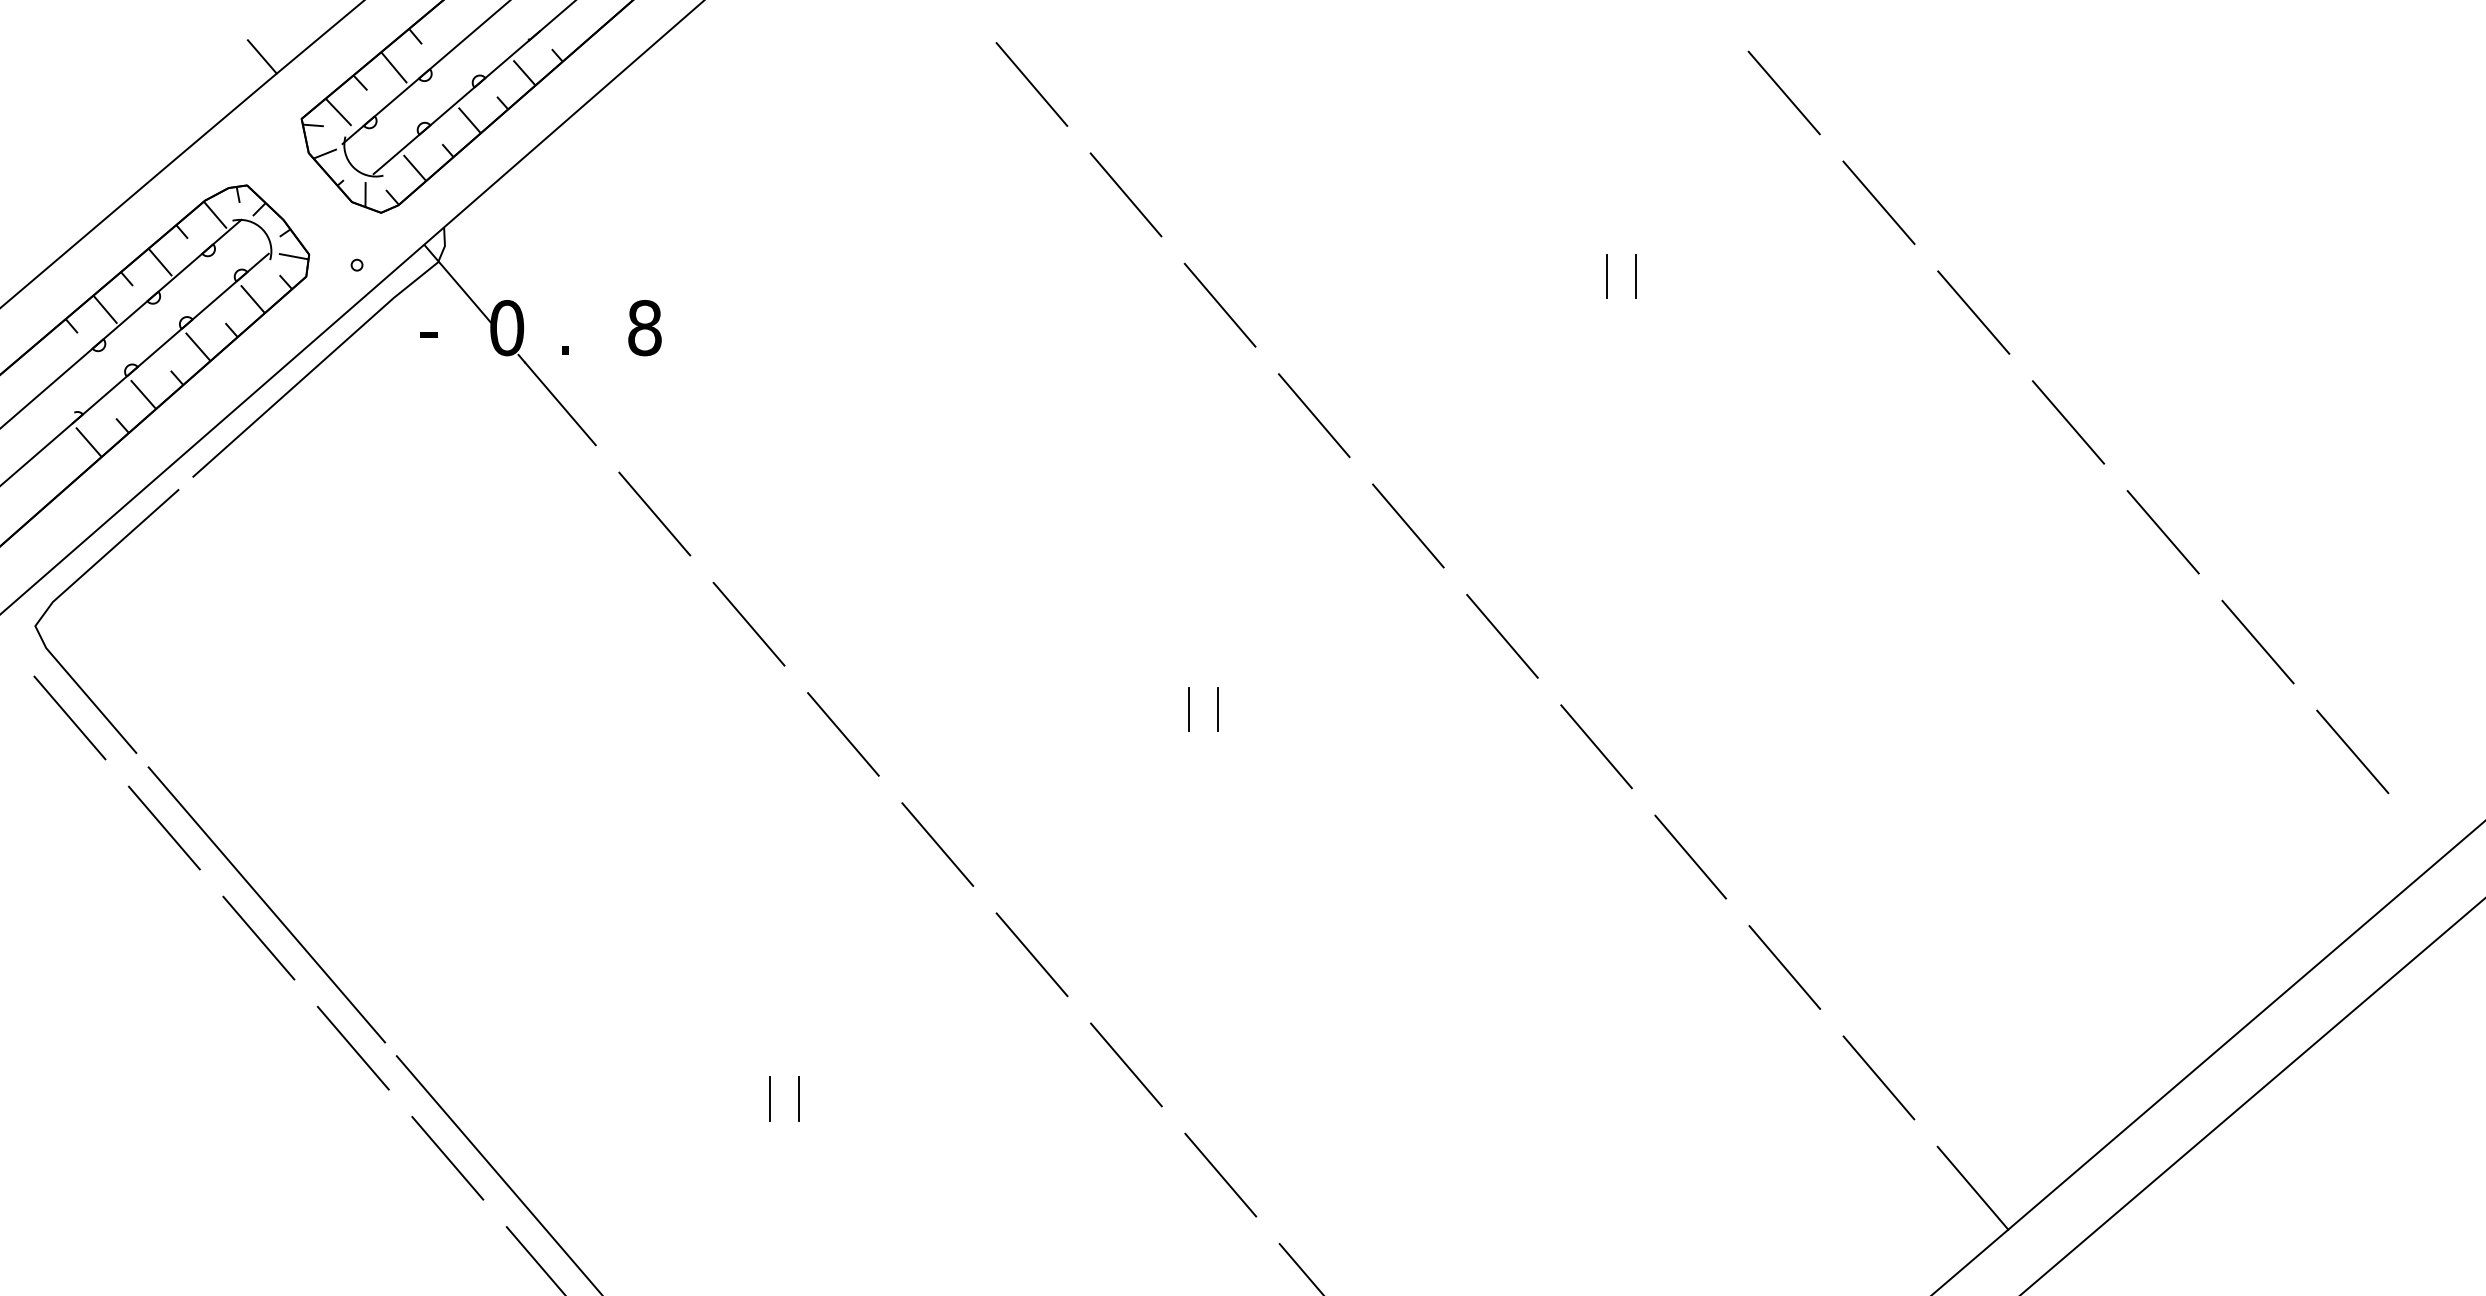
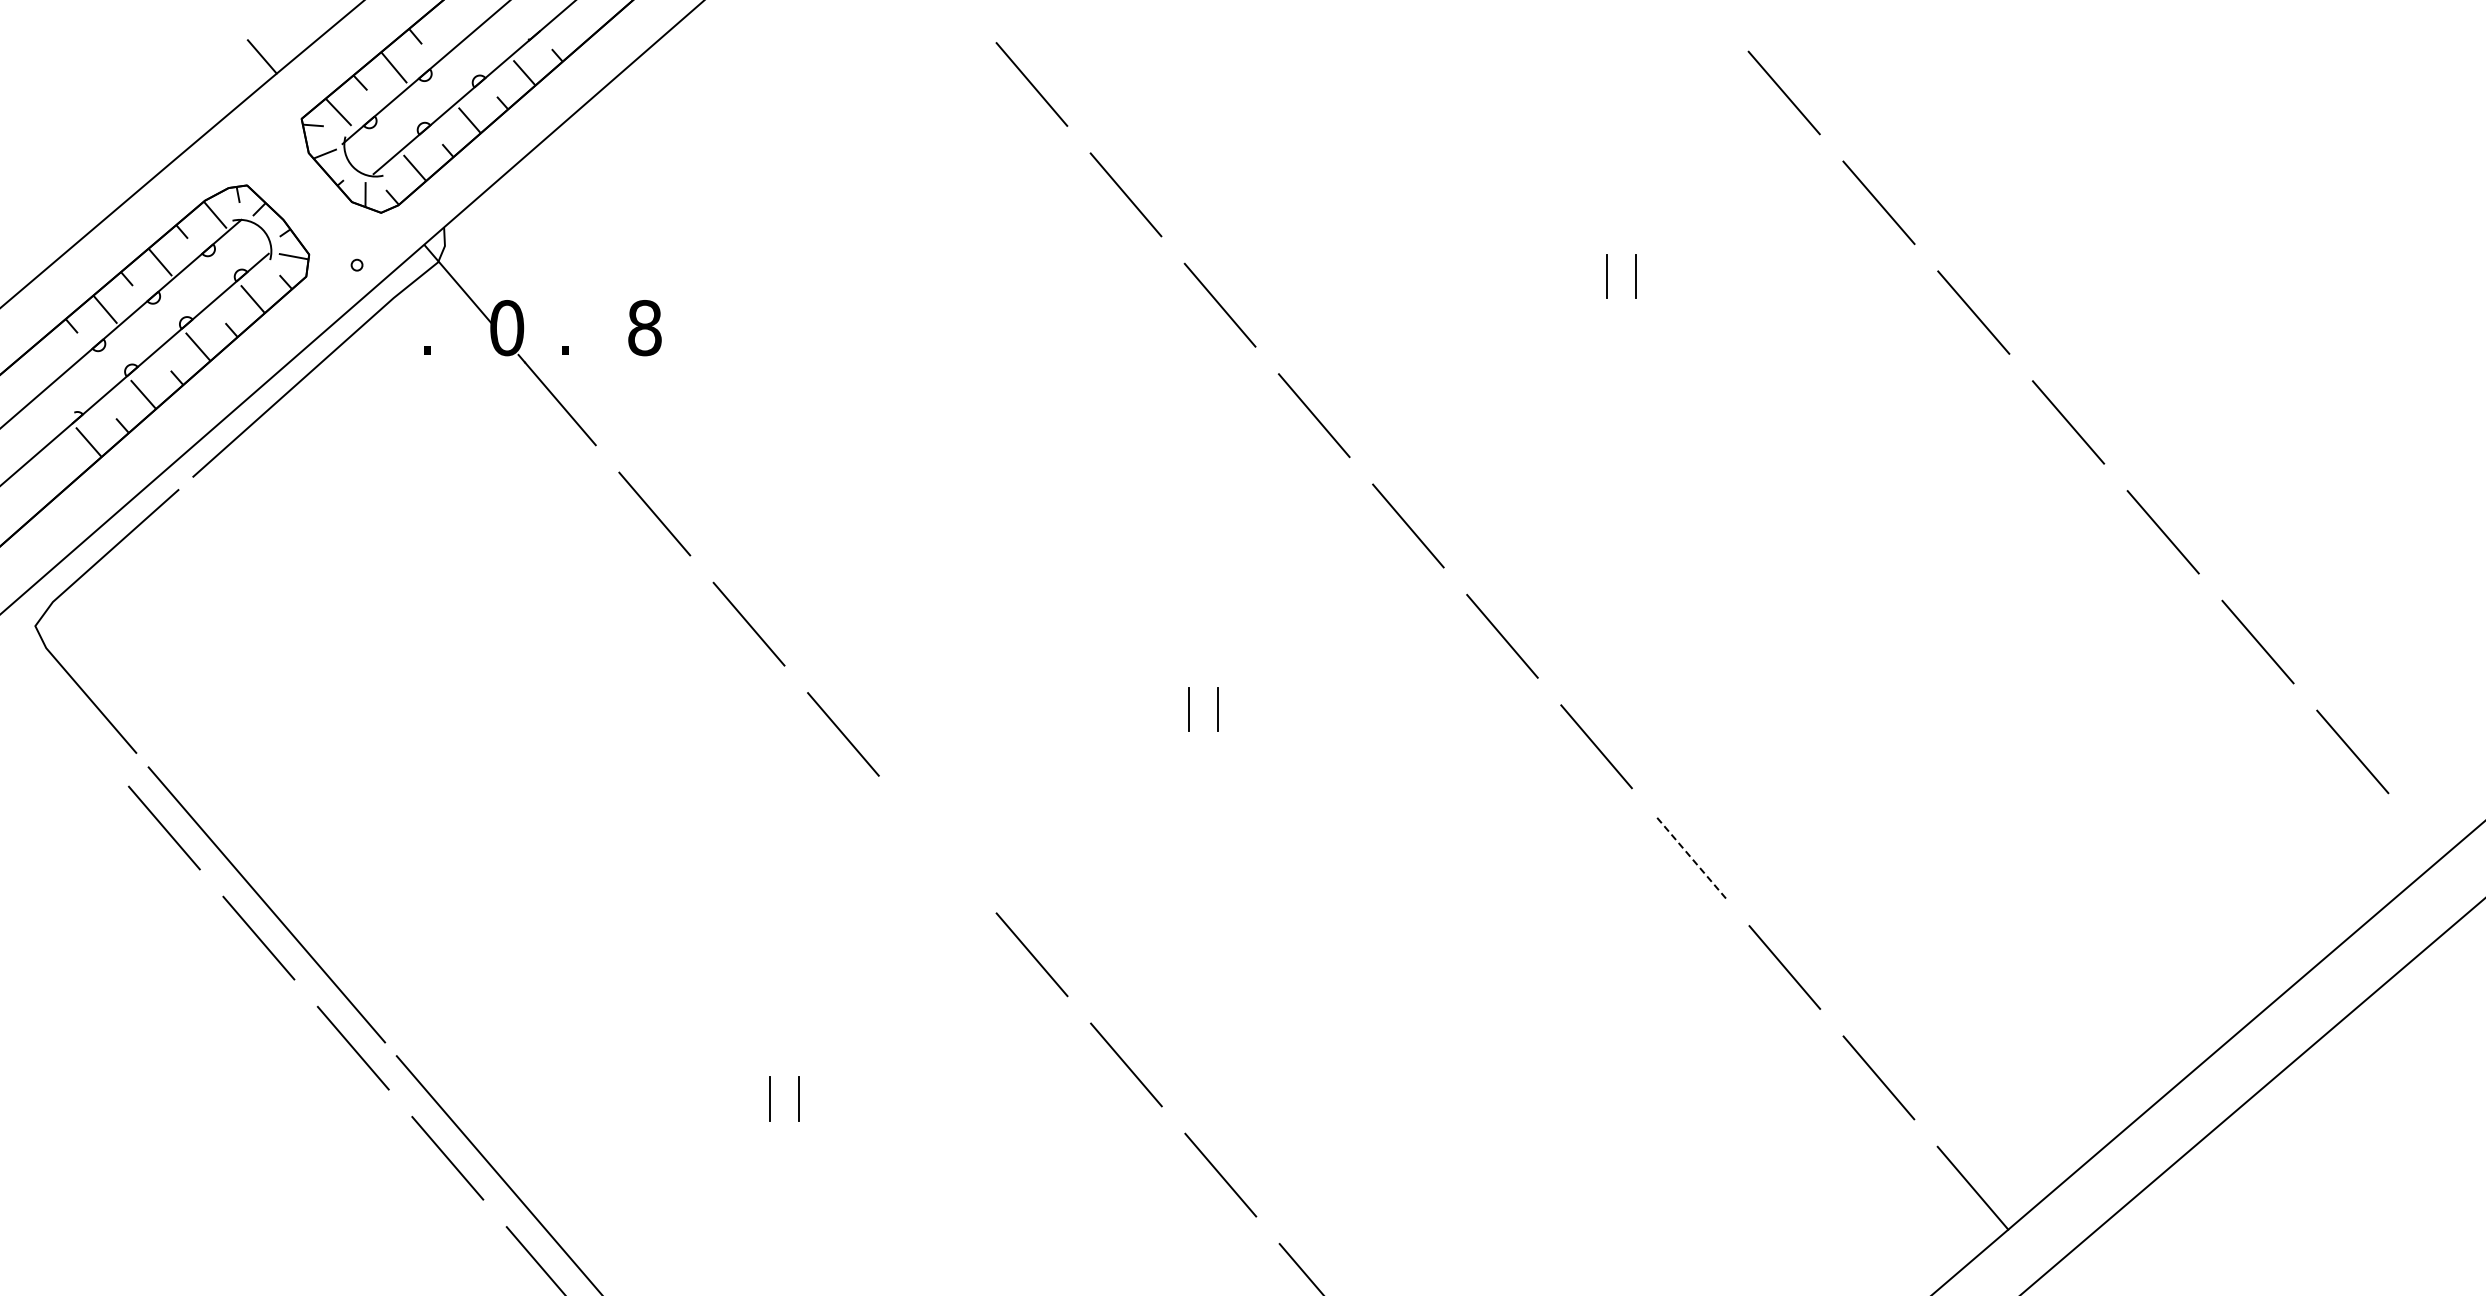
text: - -> . (428, 343)
line: present -> none (69, 717)
line: present -> none (937, 844)
line: solid -> dashed (1690, 856)
